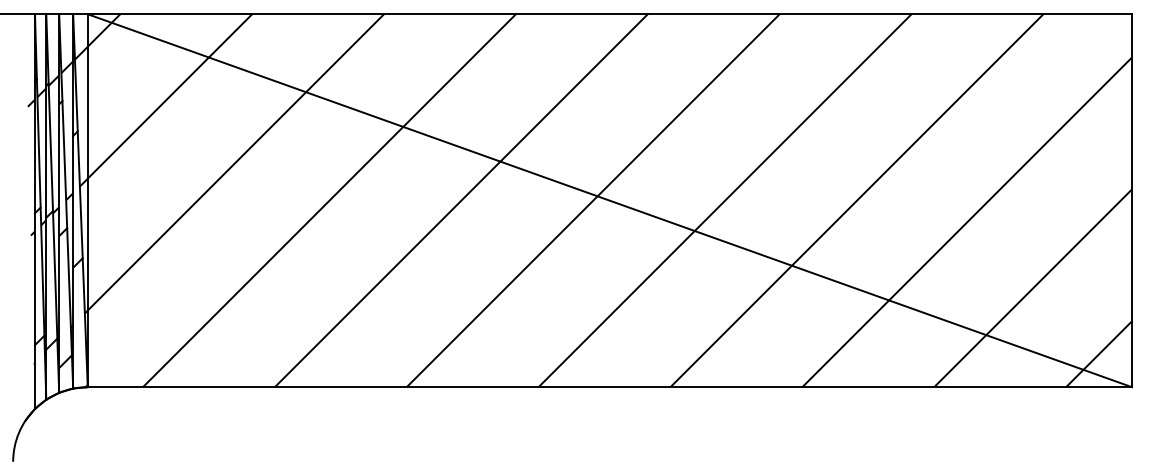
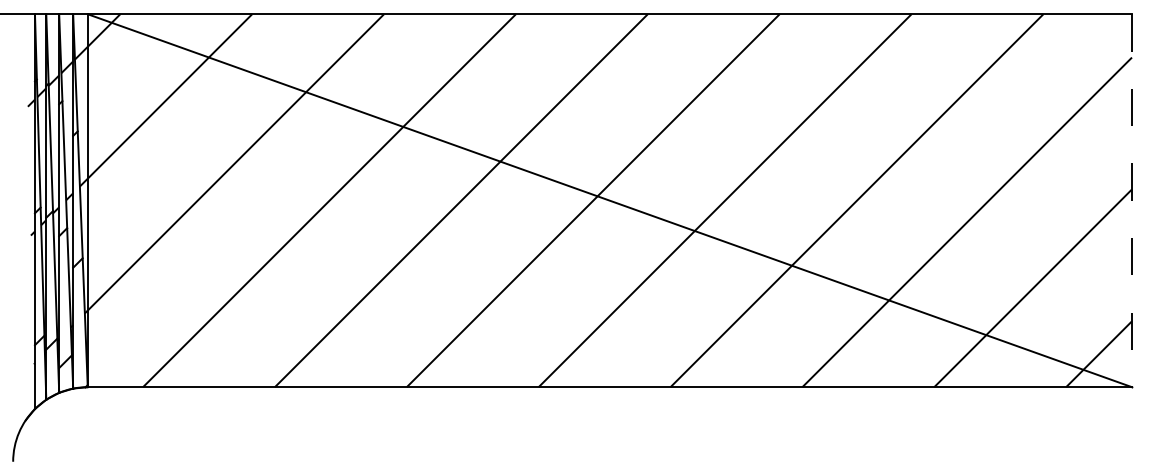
line: solid -> dashed (1131, 201)
